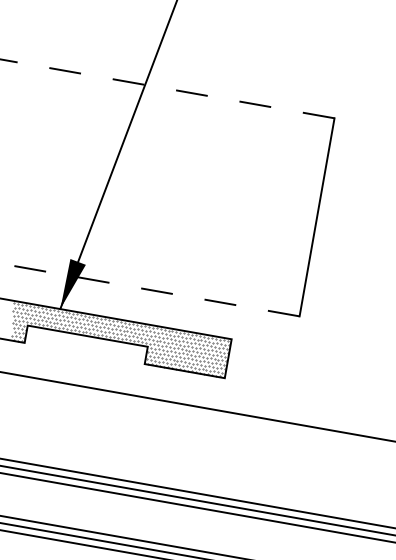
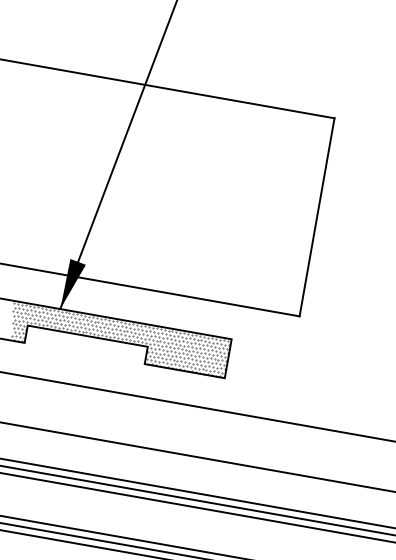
line: dashed -> solid (167, 88)
line: dashed -> solid (149, 289)
line: none -> present (197, 456)
